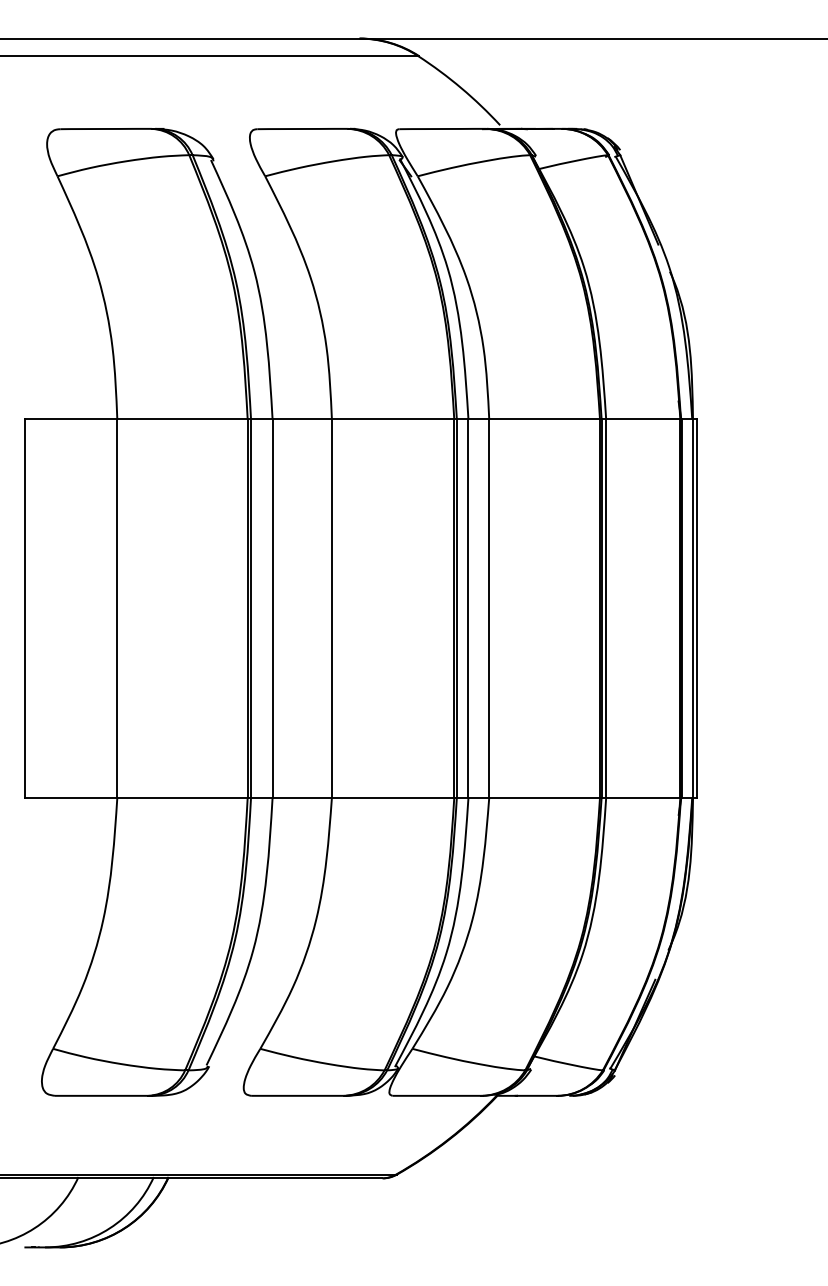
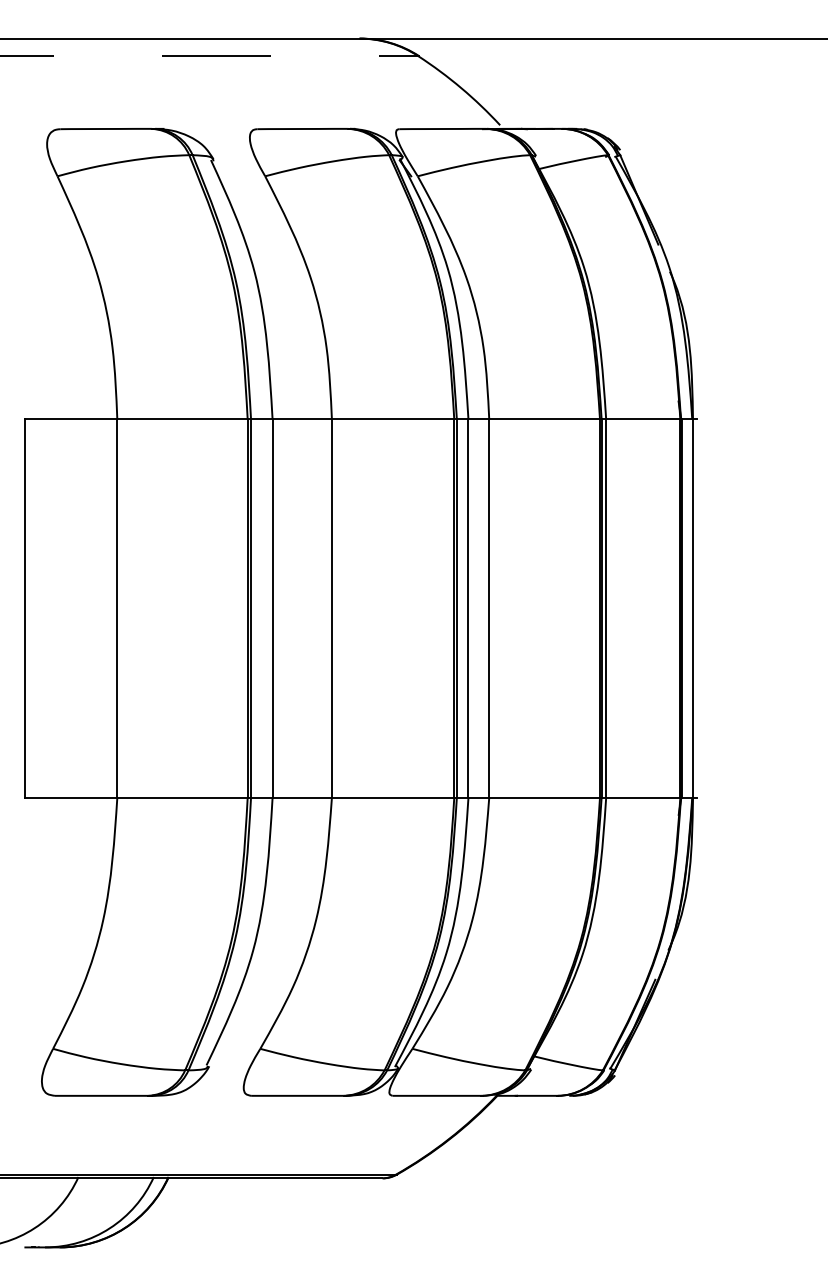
line: solid -> dashed (209, 56)
line: present -> none (696, 608)
